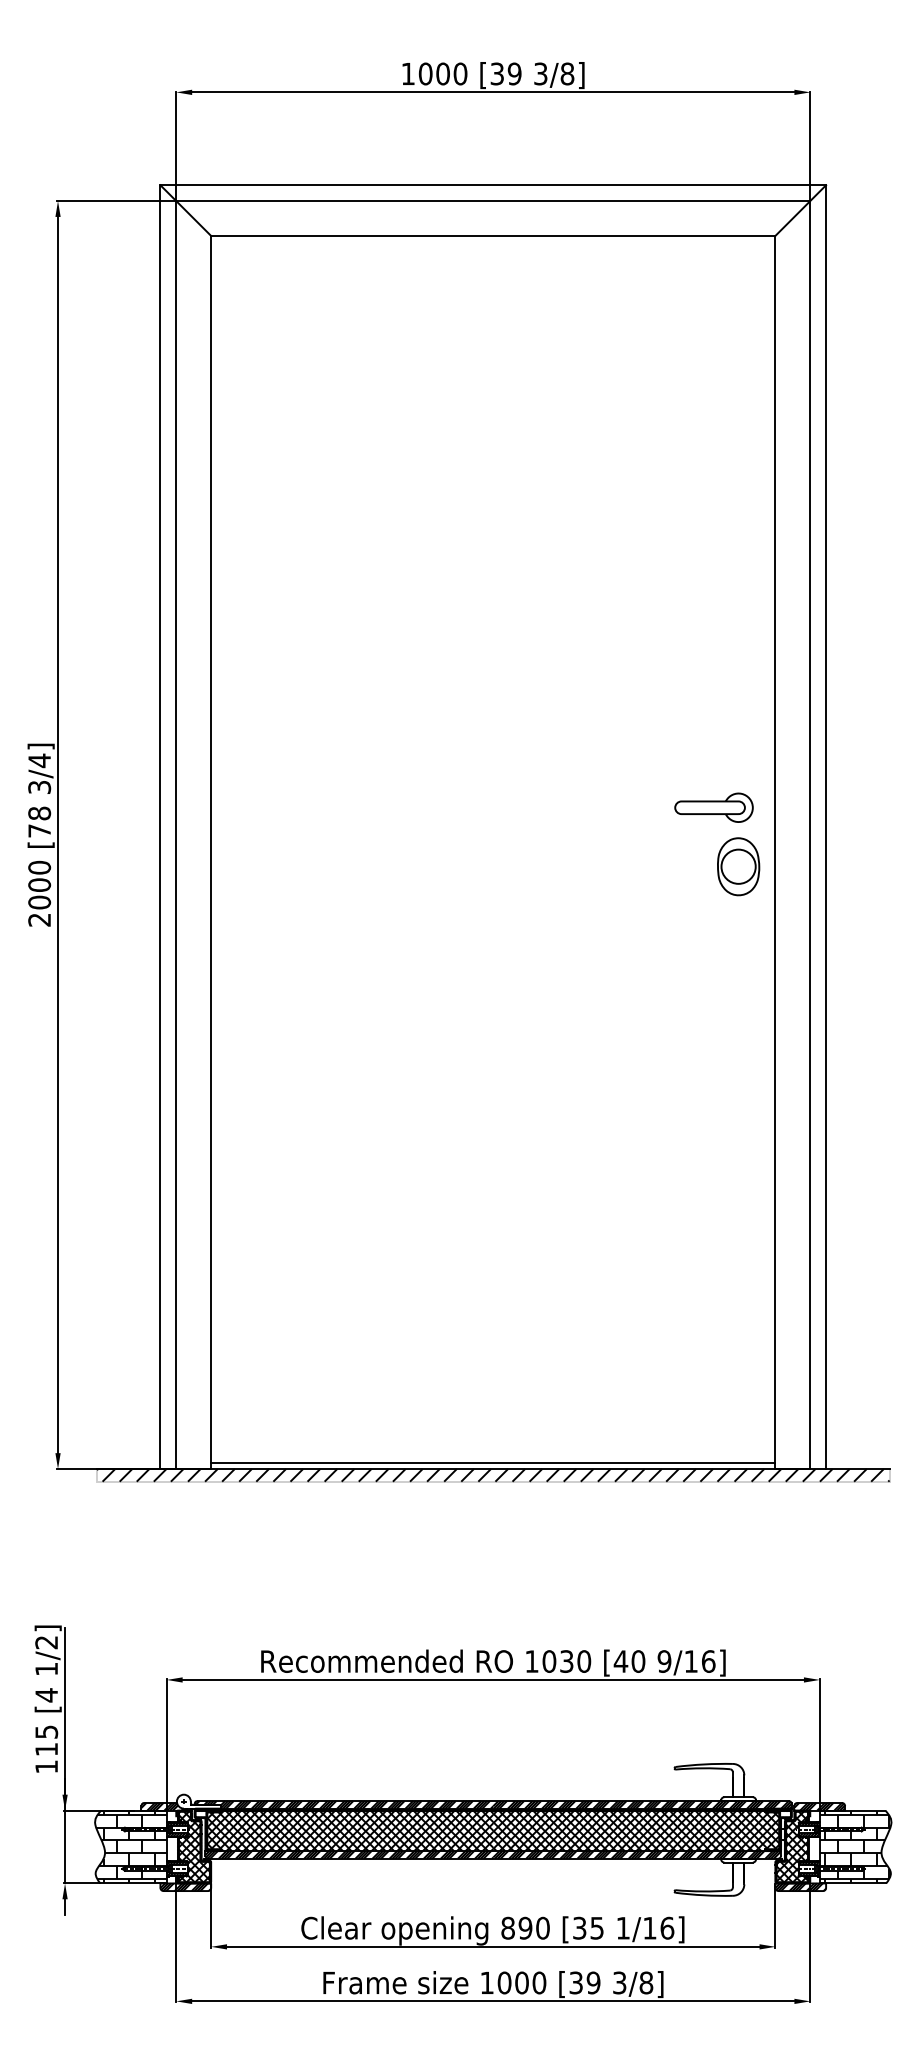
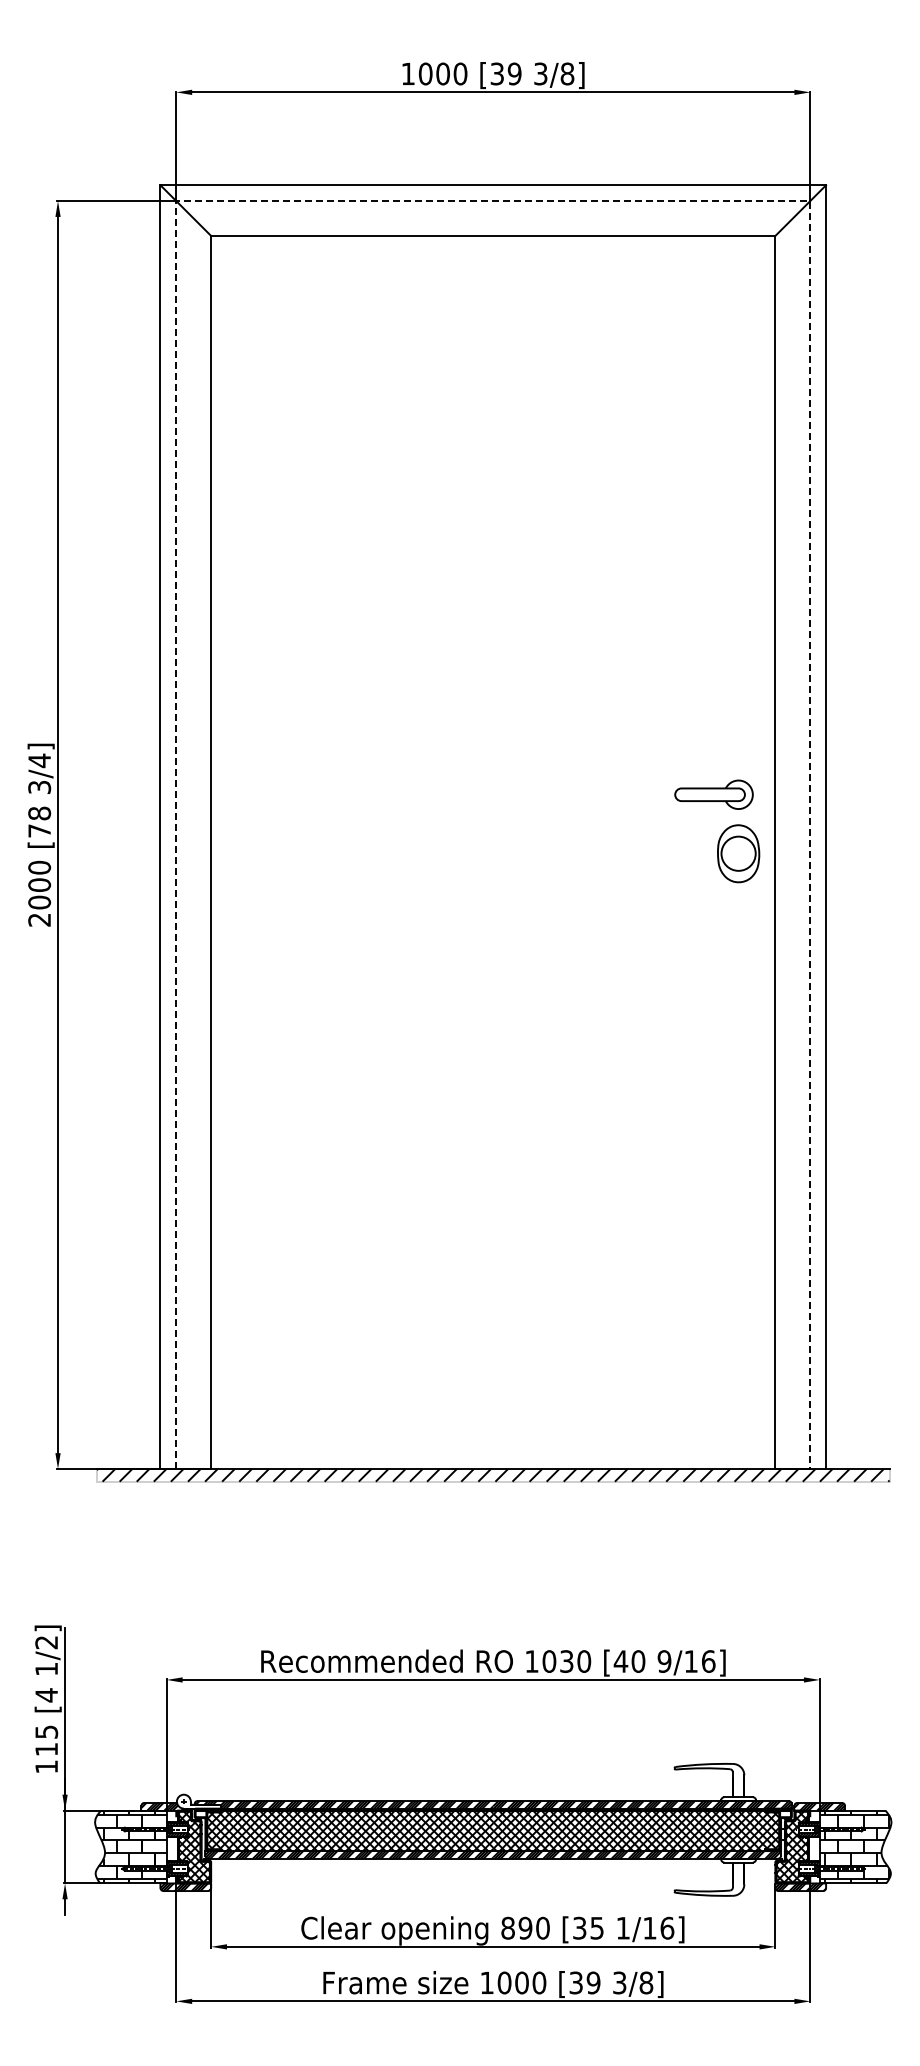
line: solid -> dashed (493, 201)
part position: (717, 844) -> (717, 831) (717, 831)
line: present -> none (493, 1462)
